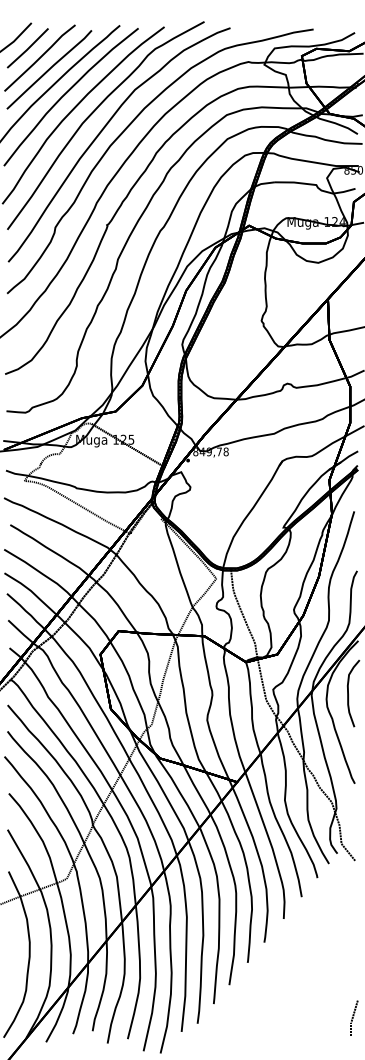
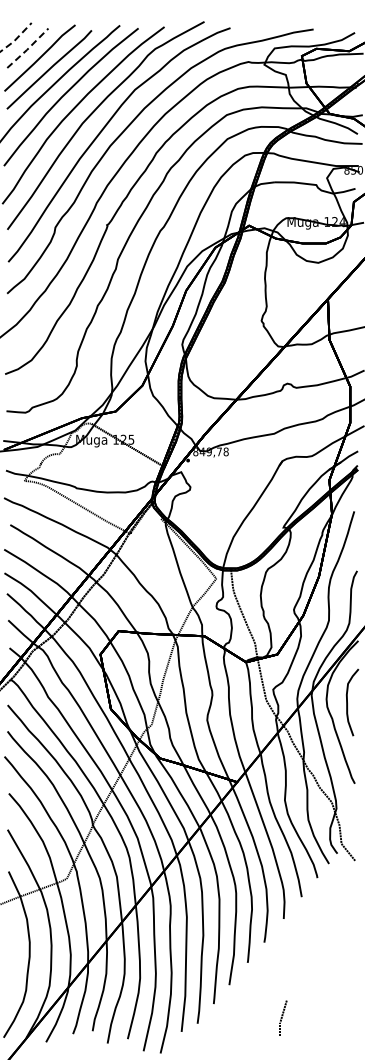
line: solid -> dashed (16, 38)
line: solid -> dashed (28, 48)
curve position: (348, 693) -> (347, 702) (347, 702)
line position: (353, 1017) -> (282, 1017) (282, 1017)
